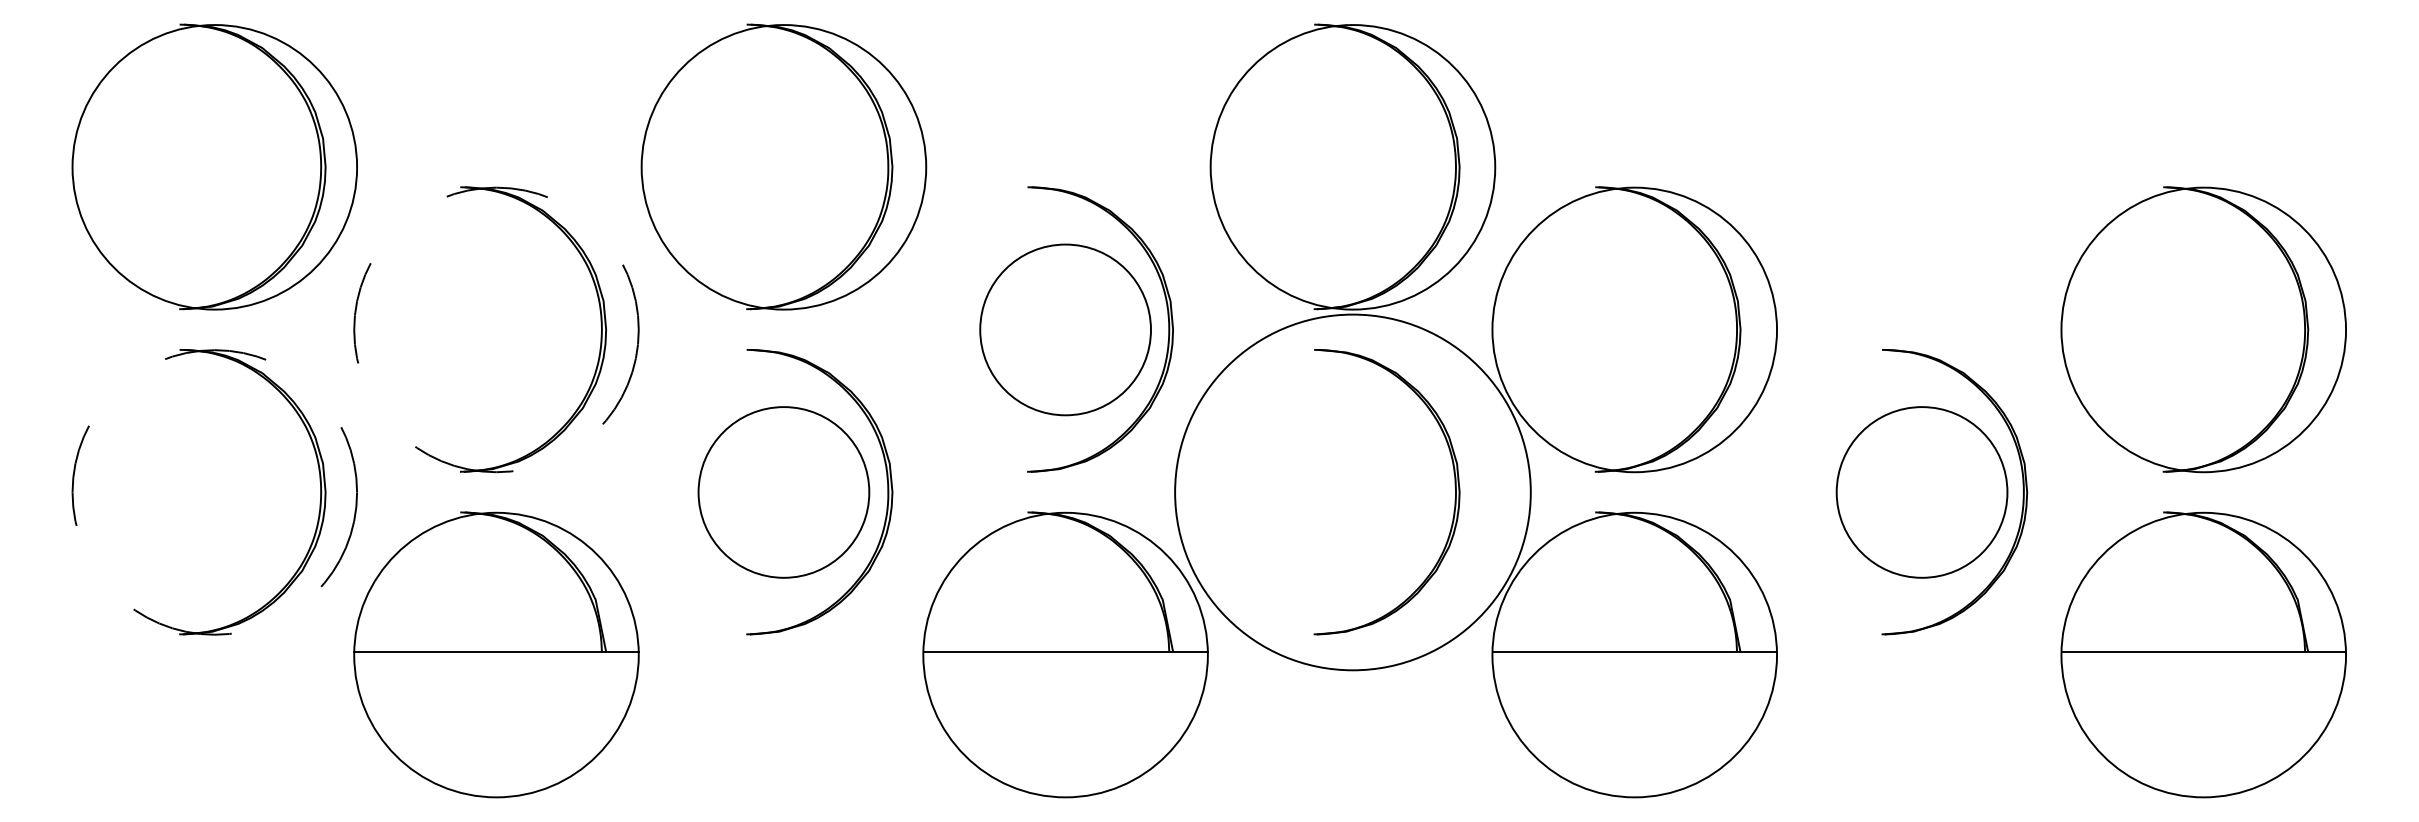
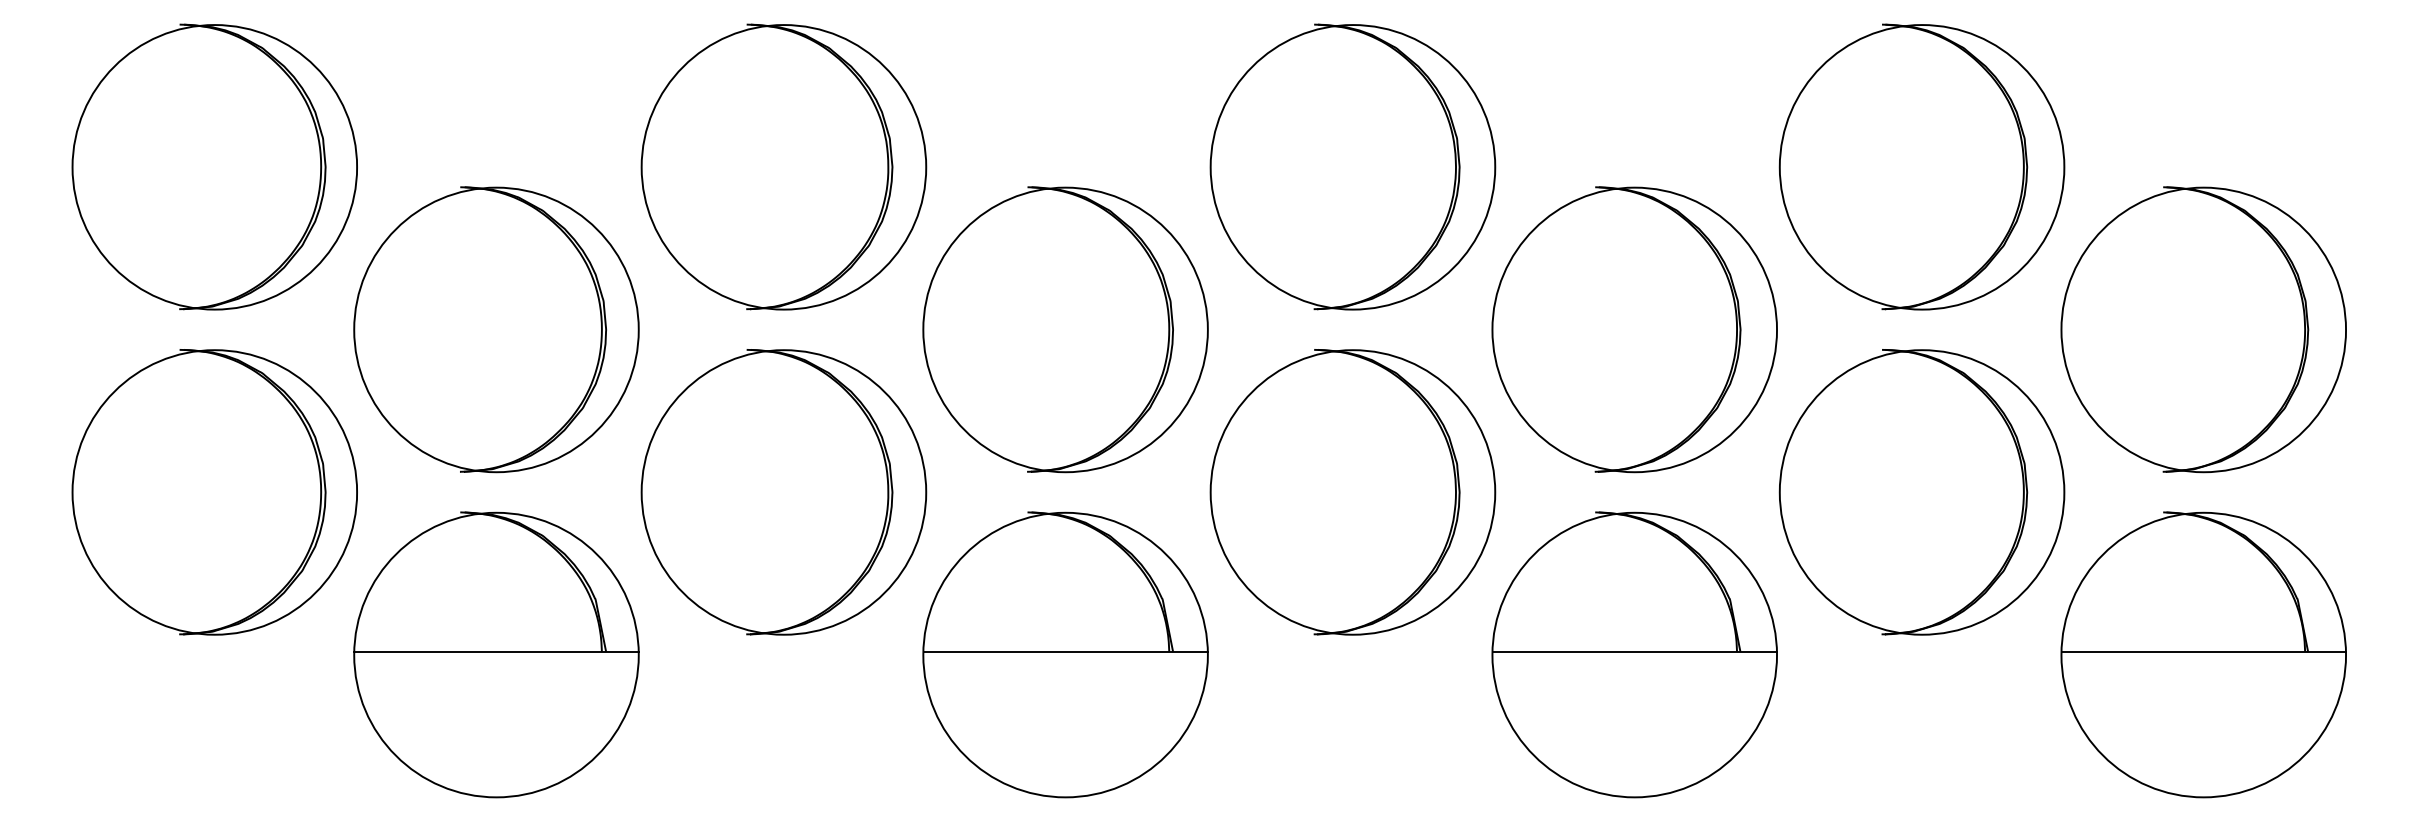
part: none -> present (1921, 166)
circle: dashed -> solid (496, 329)
circle diameter: 171 px -> 285 px (1065, 329)
circle: dashed -> solid (214, 492)
circle diameter: 171 px -> 285 px (783, 492)
circle diameter: 356 px -> 285 px (1352, 492)
circle diameter: 171 px -> 285 px (1921, 492)
